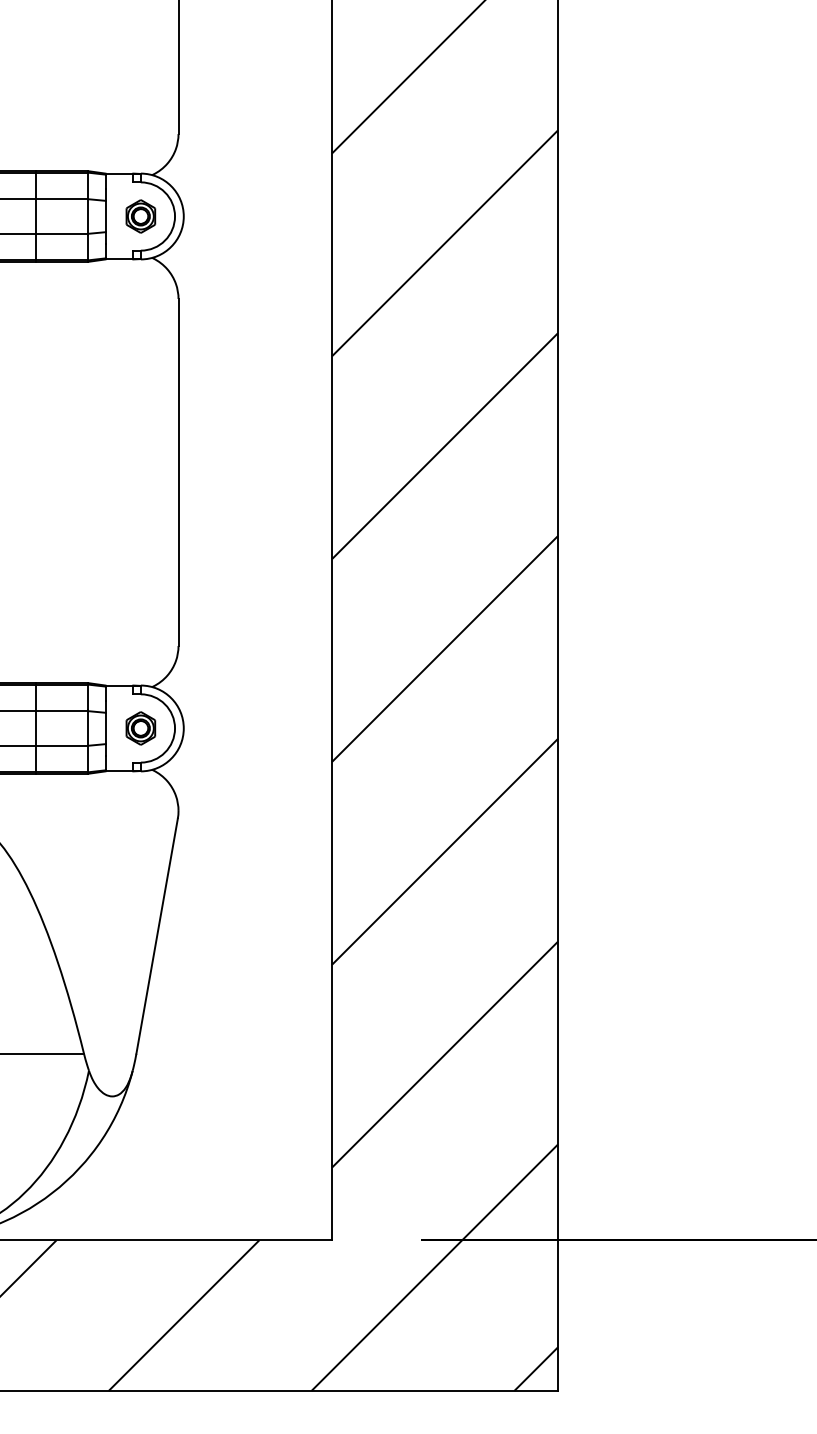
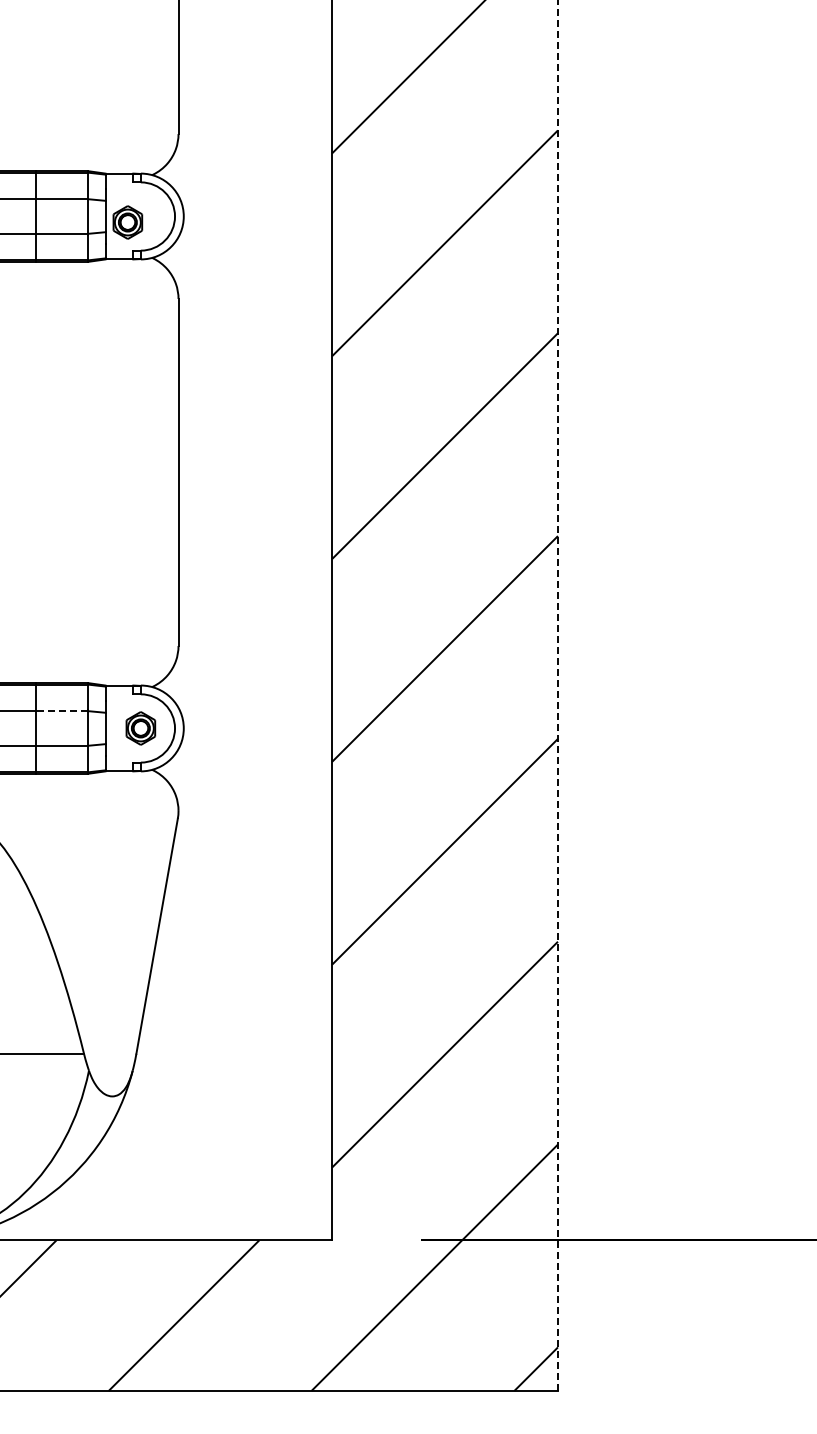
part position: (140, 216) -> (127, 222) (127, 222)
line: solid -> dashed (557, 695)
line: solid -> dashed (61, 711)
